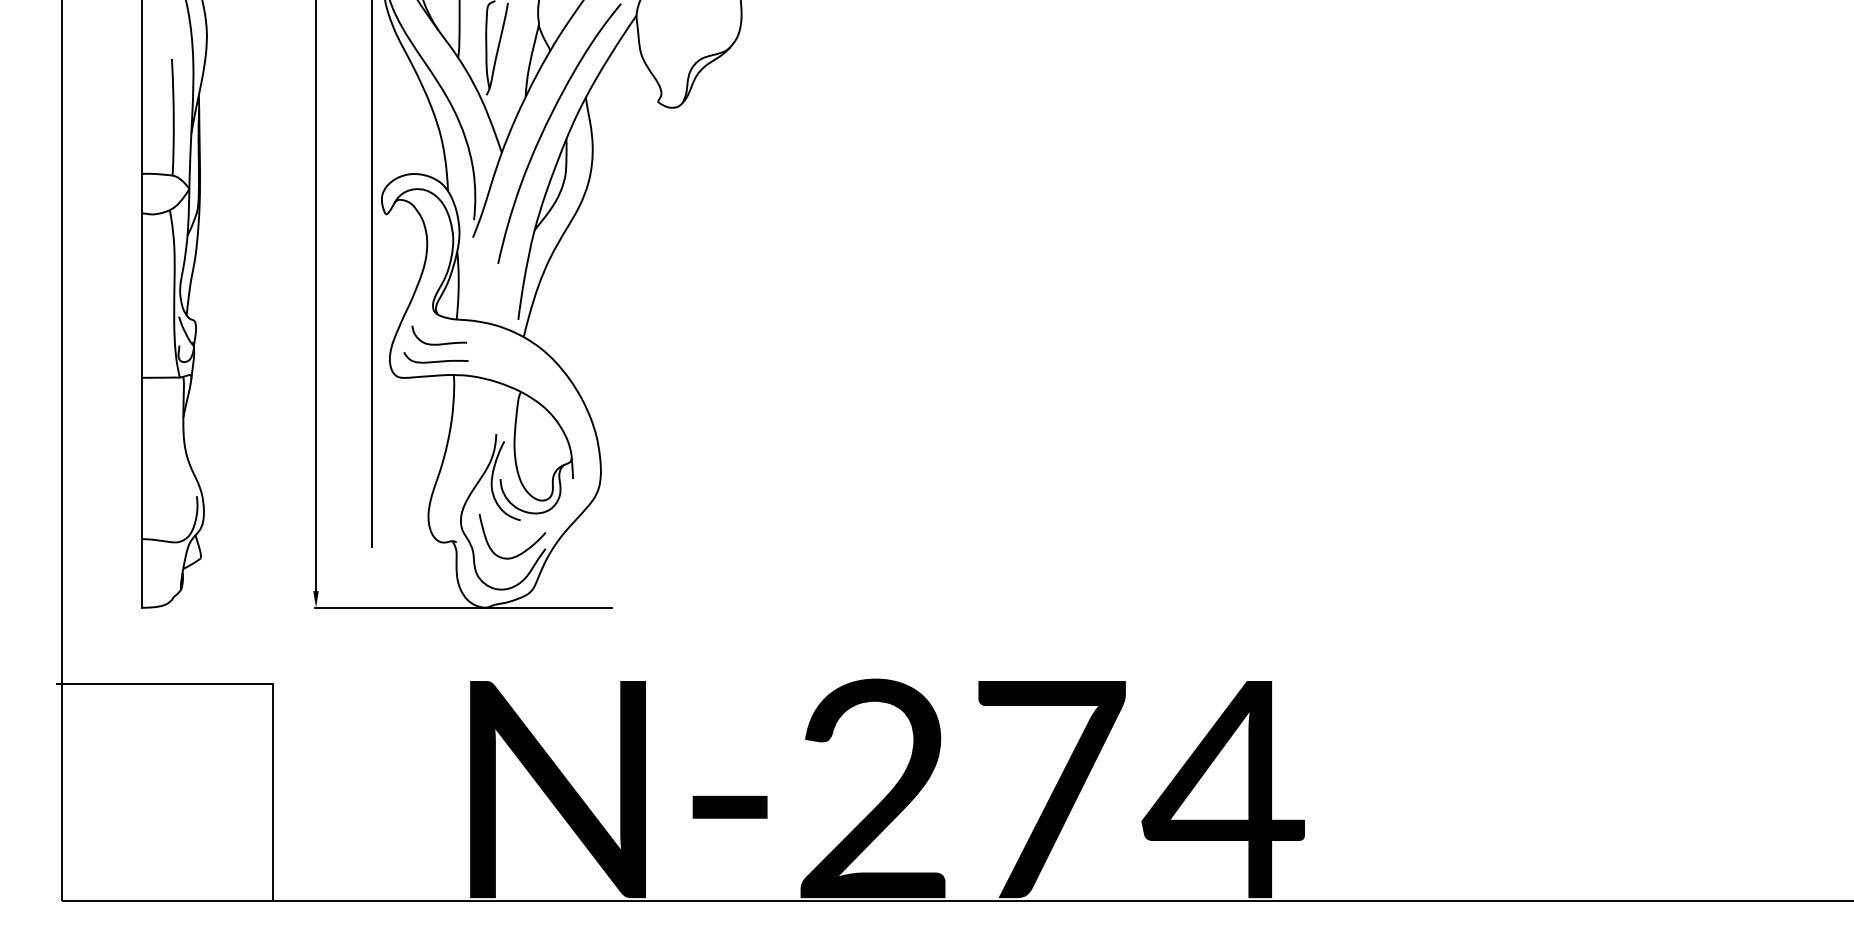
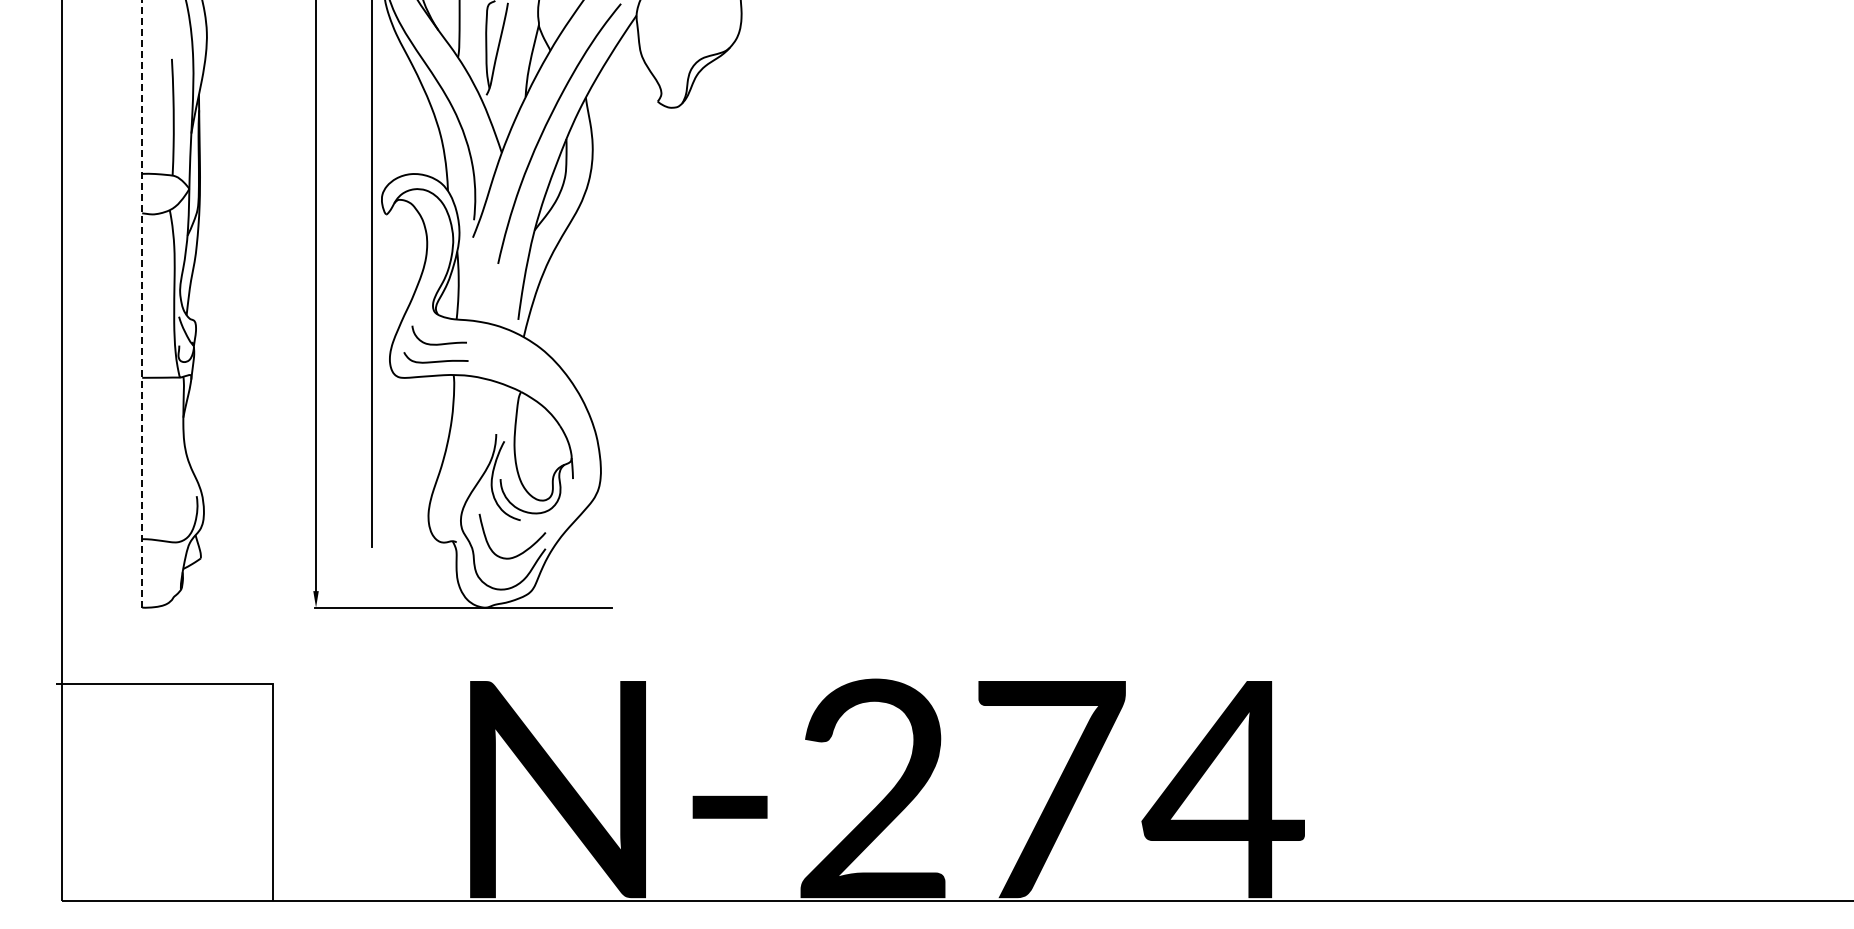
line: solid -> dashed (142, 303)
